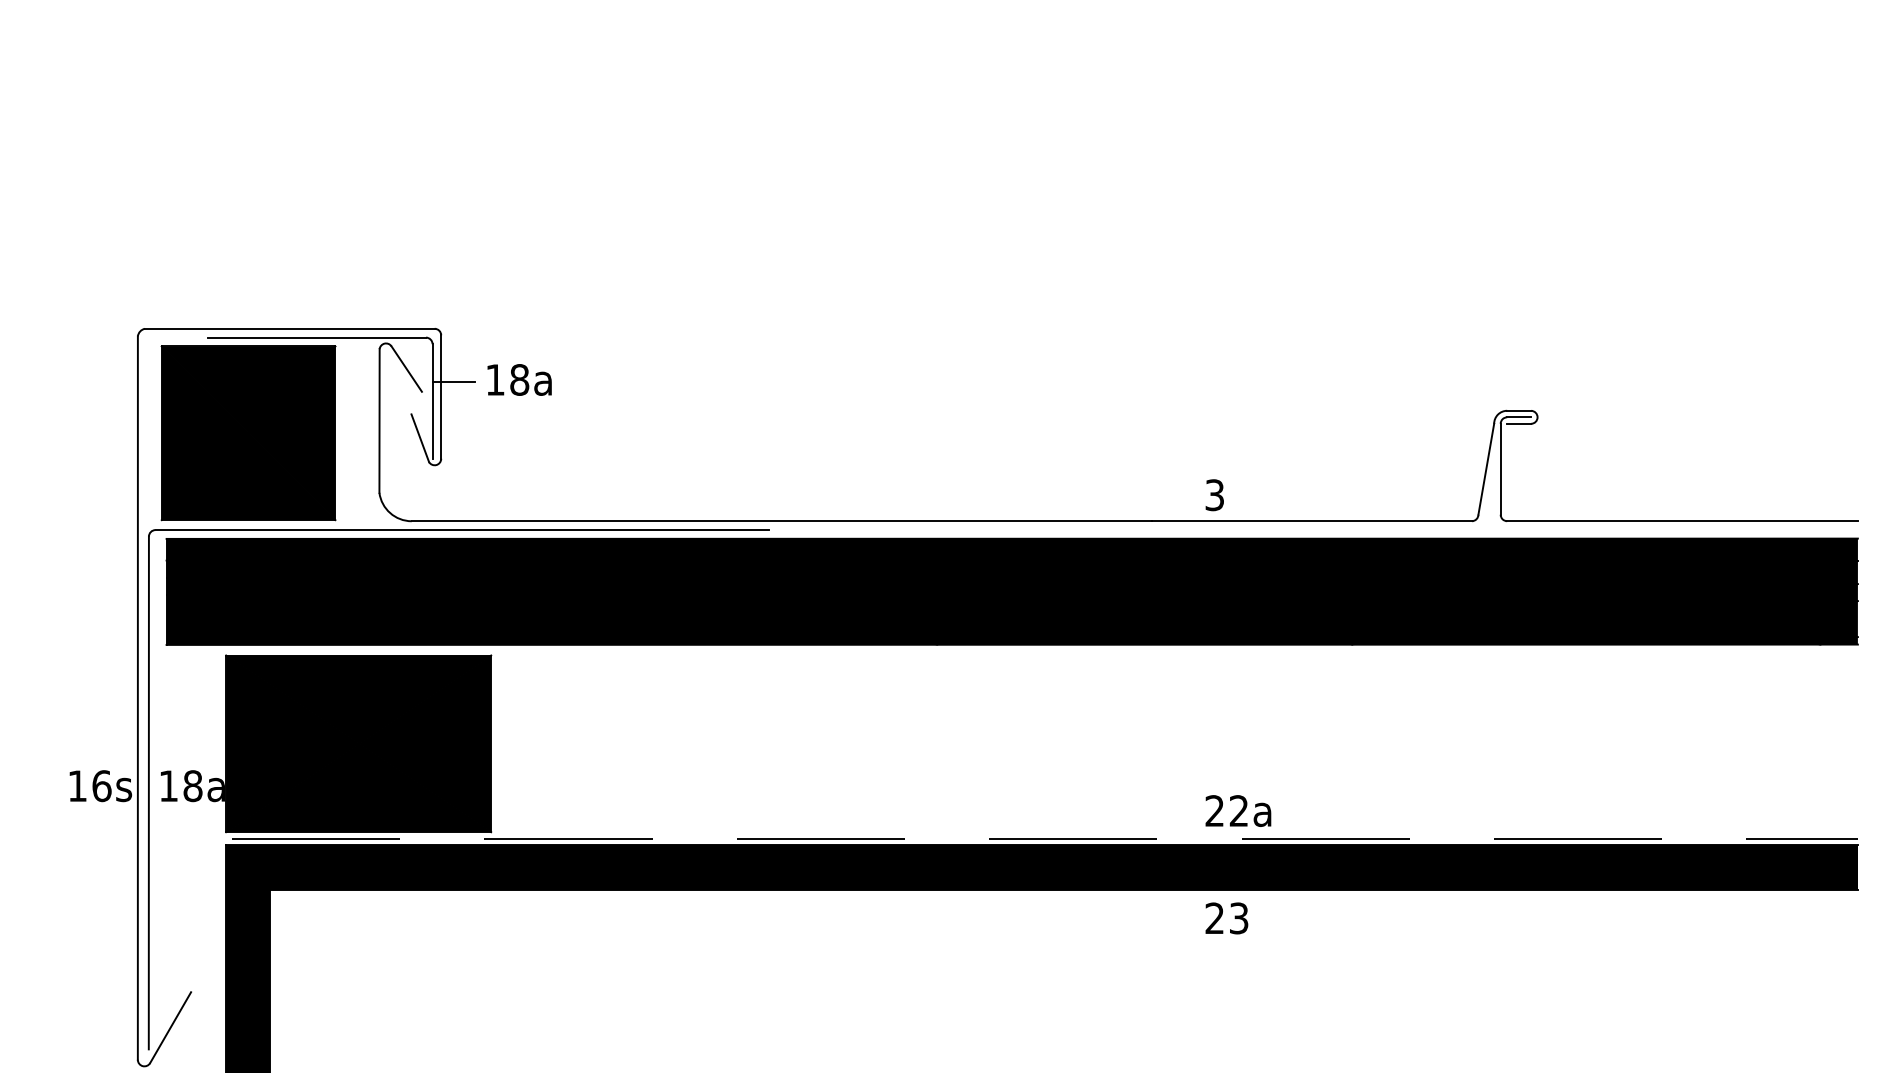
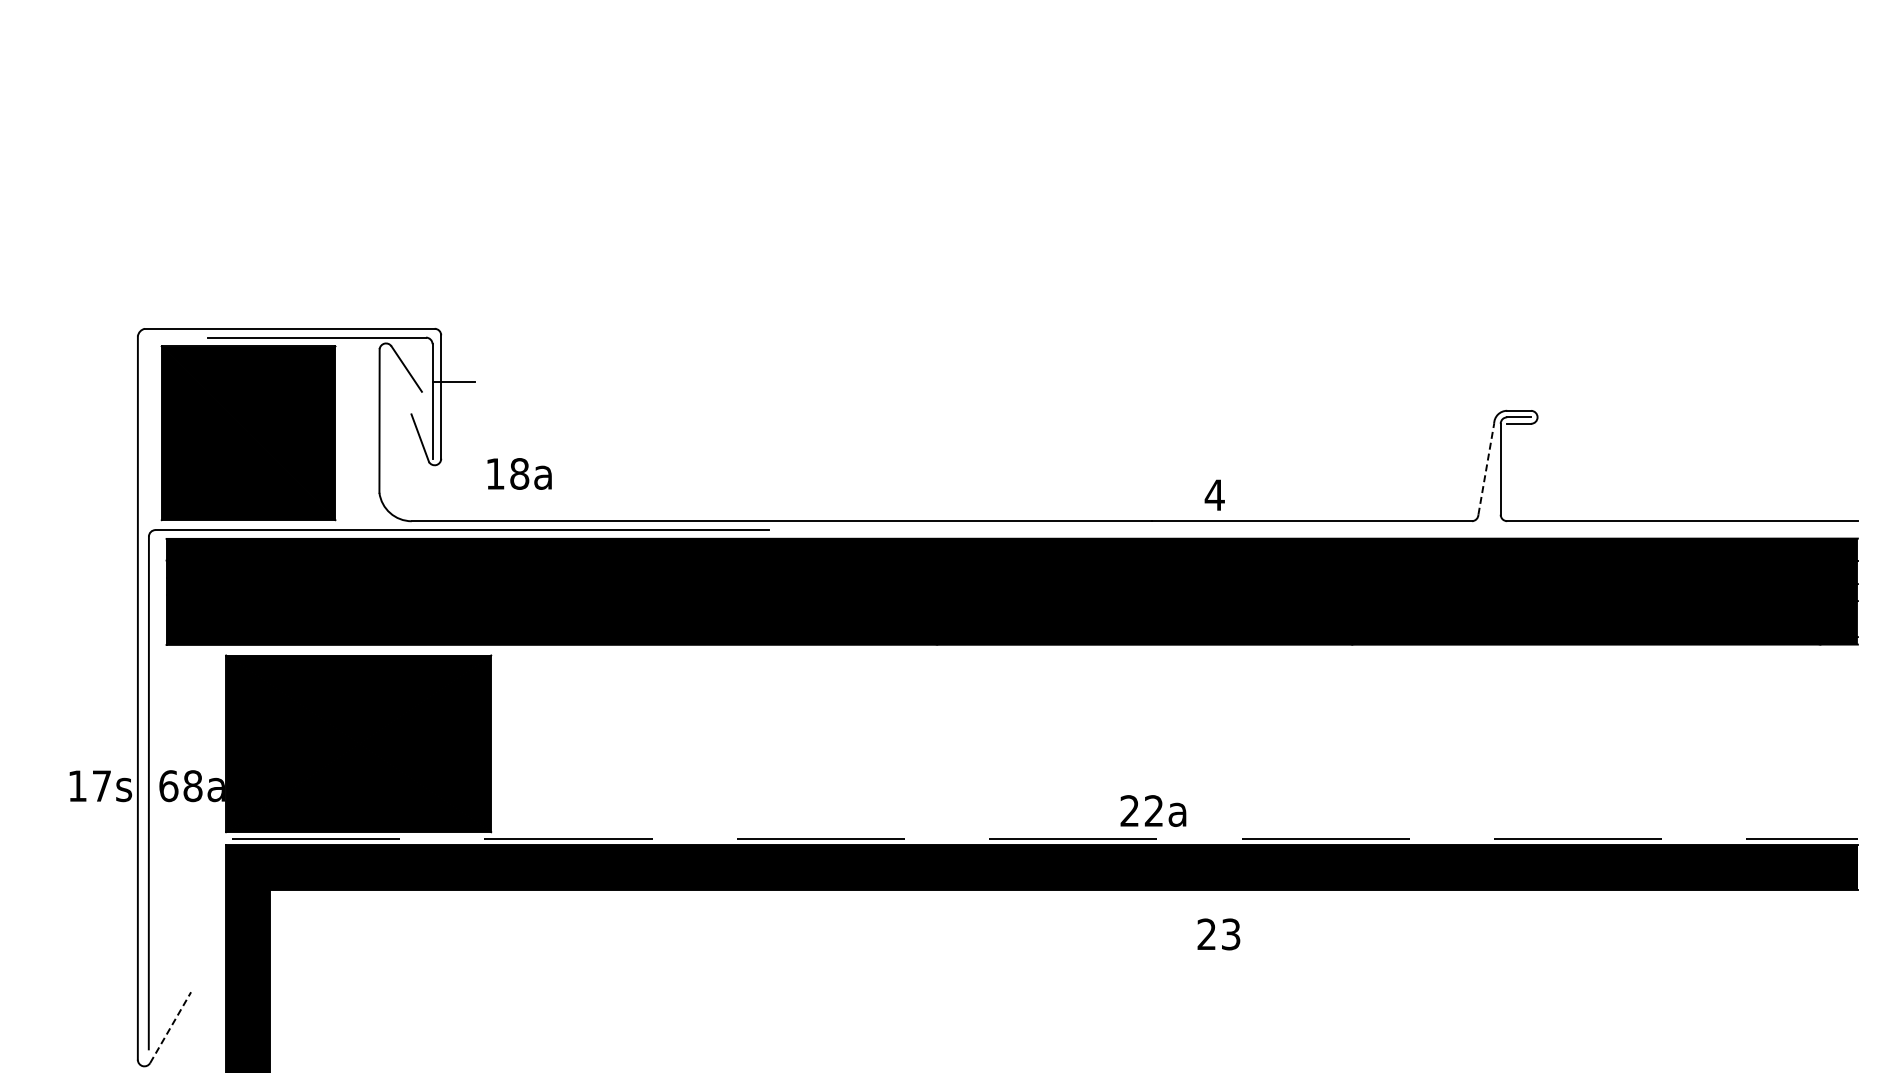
text position: (519, 379) -> (519, 473) (519, 473)
line: solid -> dashed (1486, 468)
text: 3 -> 4 (1214, 495)
text: 16s -> 17s (101, 786)
text: 18a -> 68a (168, 786)
text position: (1238, 810) -> (1153, 810) (1153, 810)
text position: (1226, 918) -> (1218, 934) (1218, 934)
line: solid -> dashed (170, 1027)
